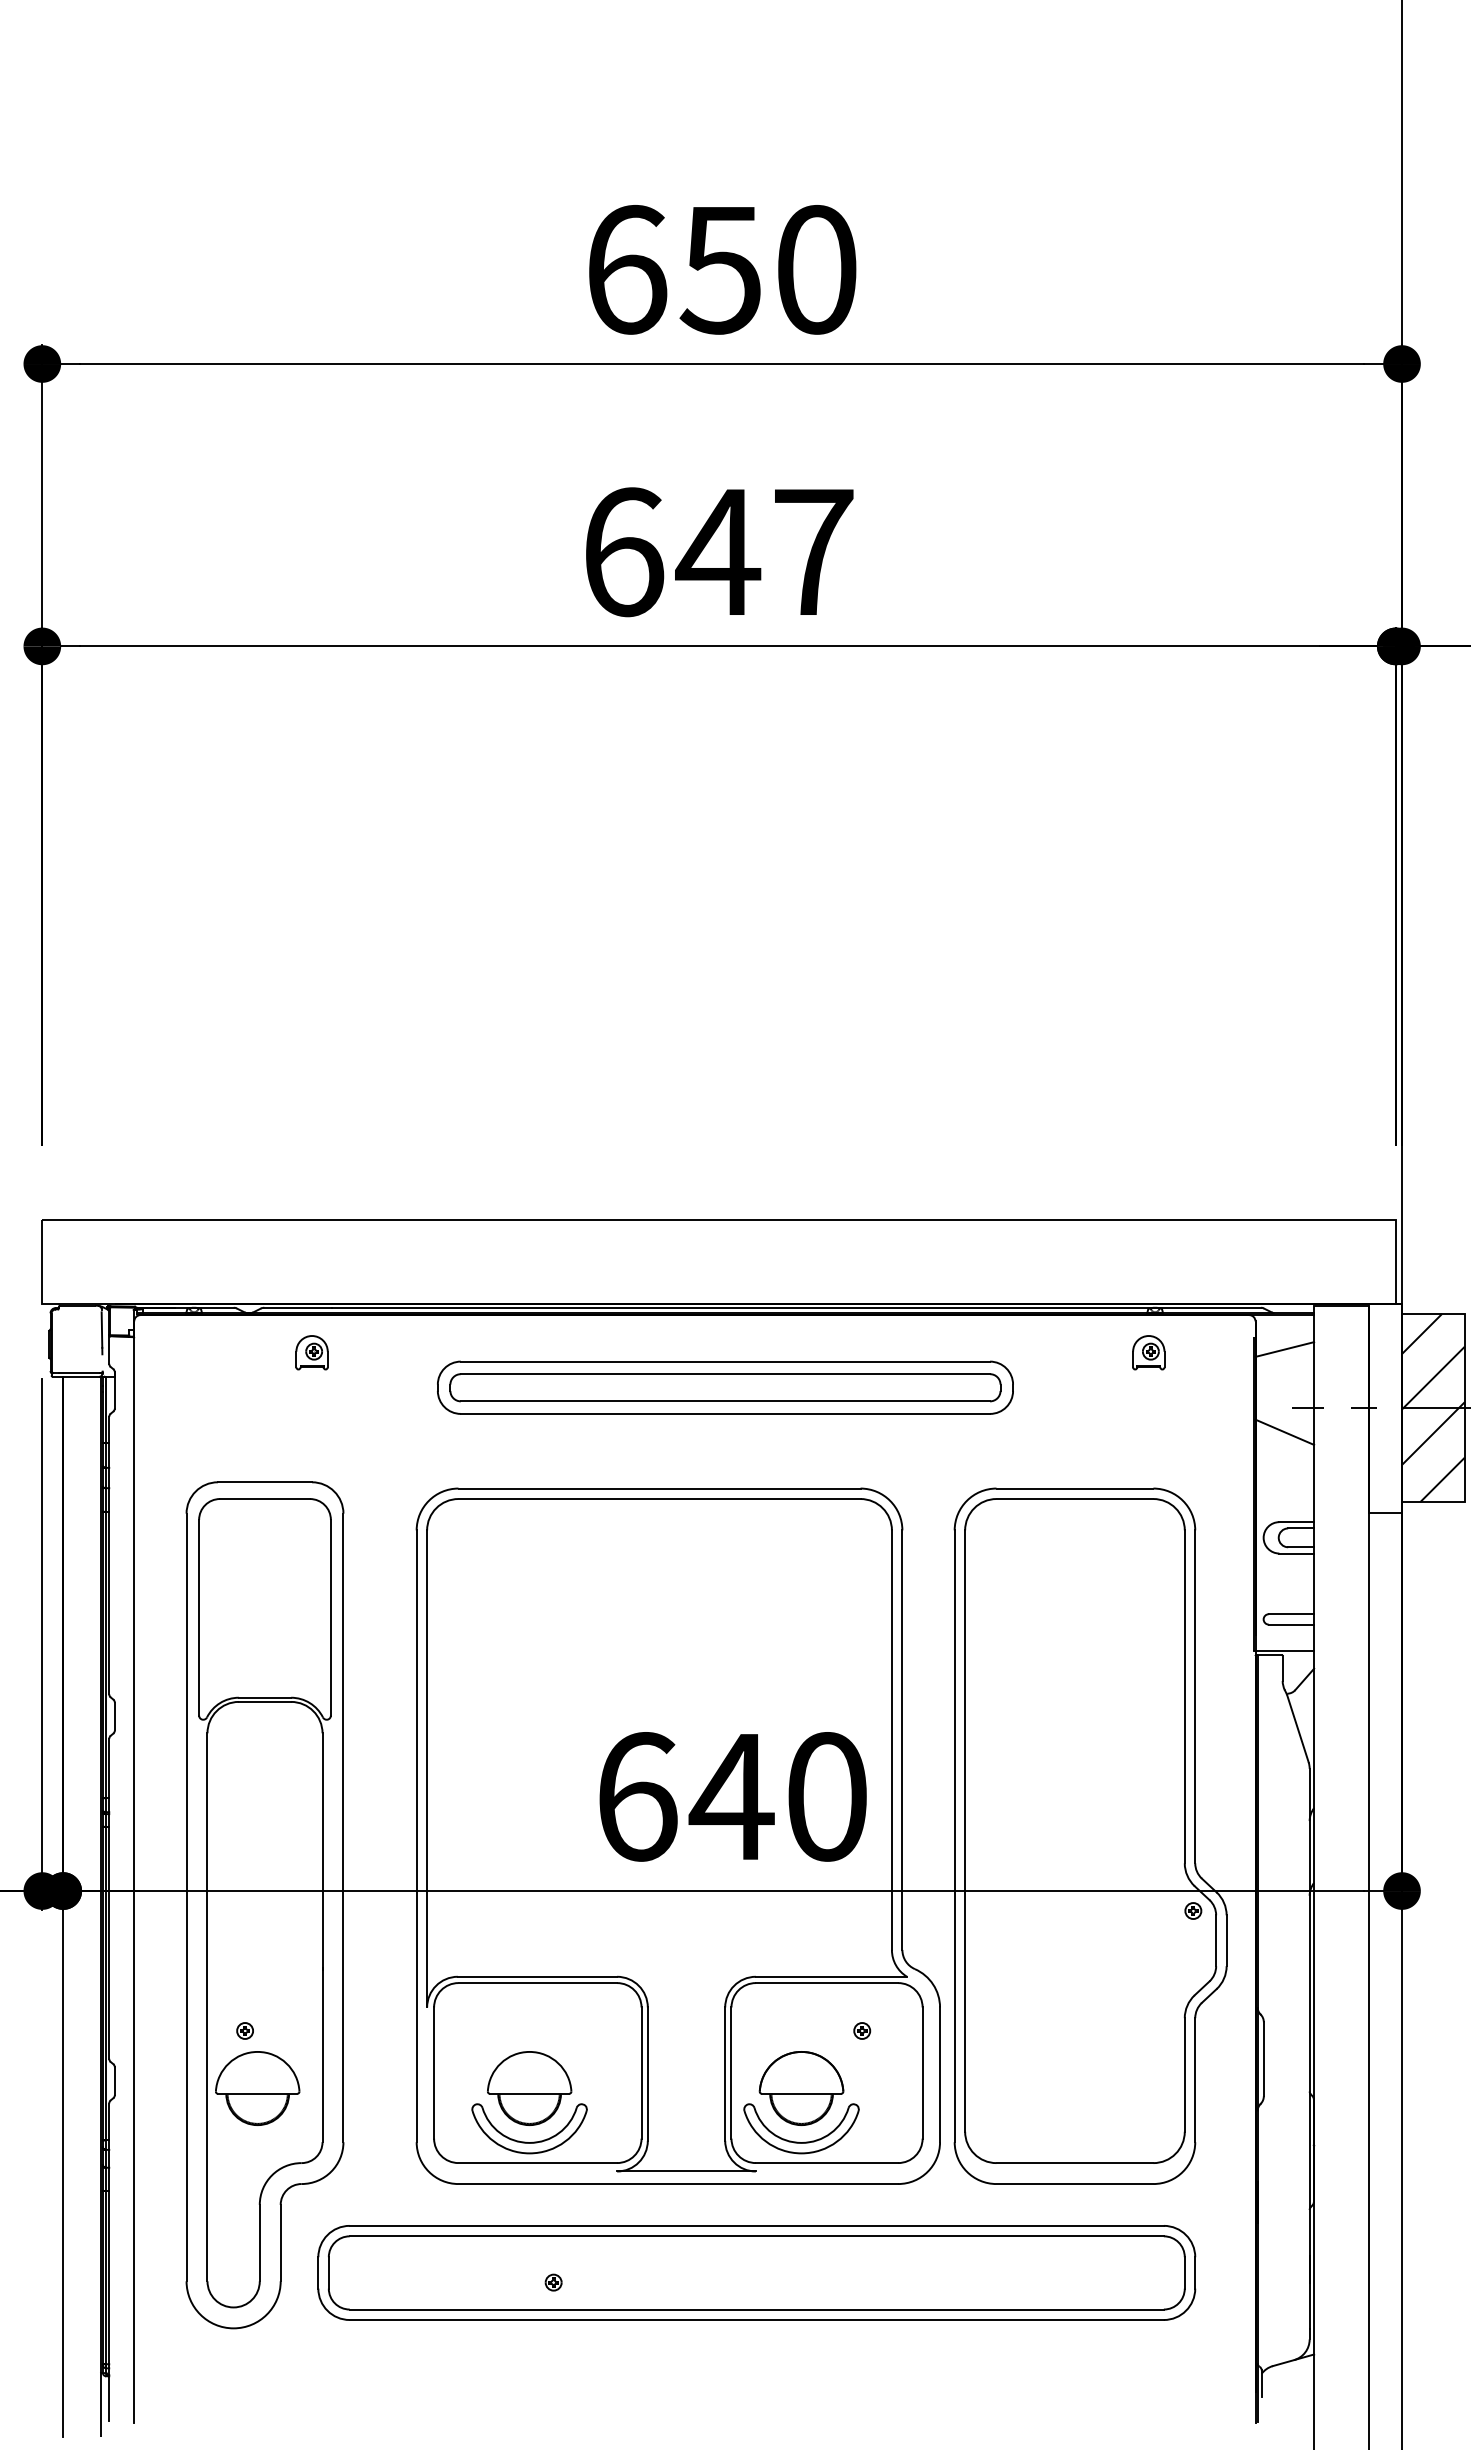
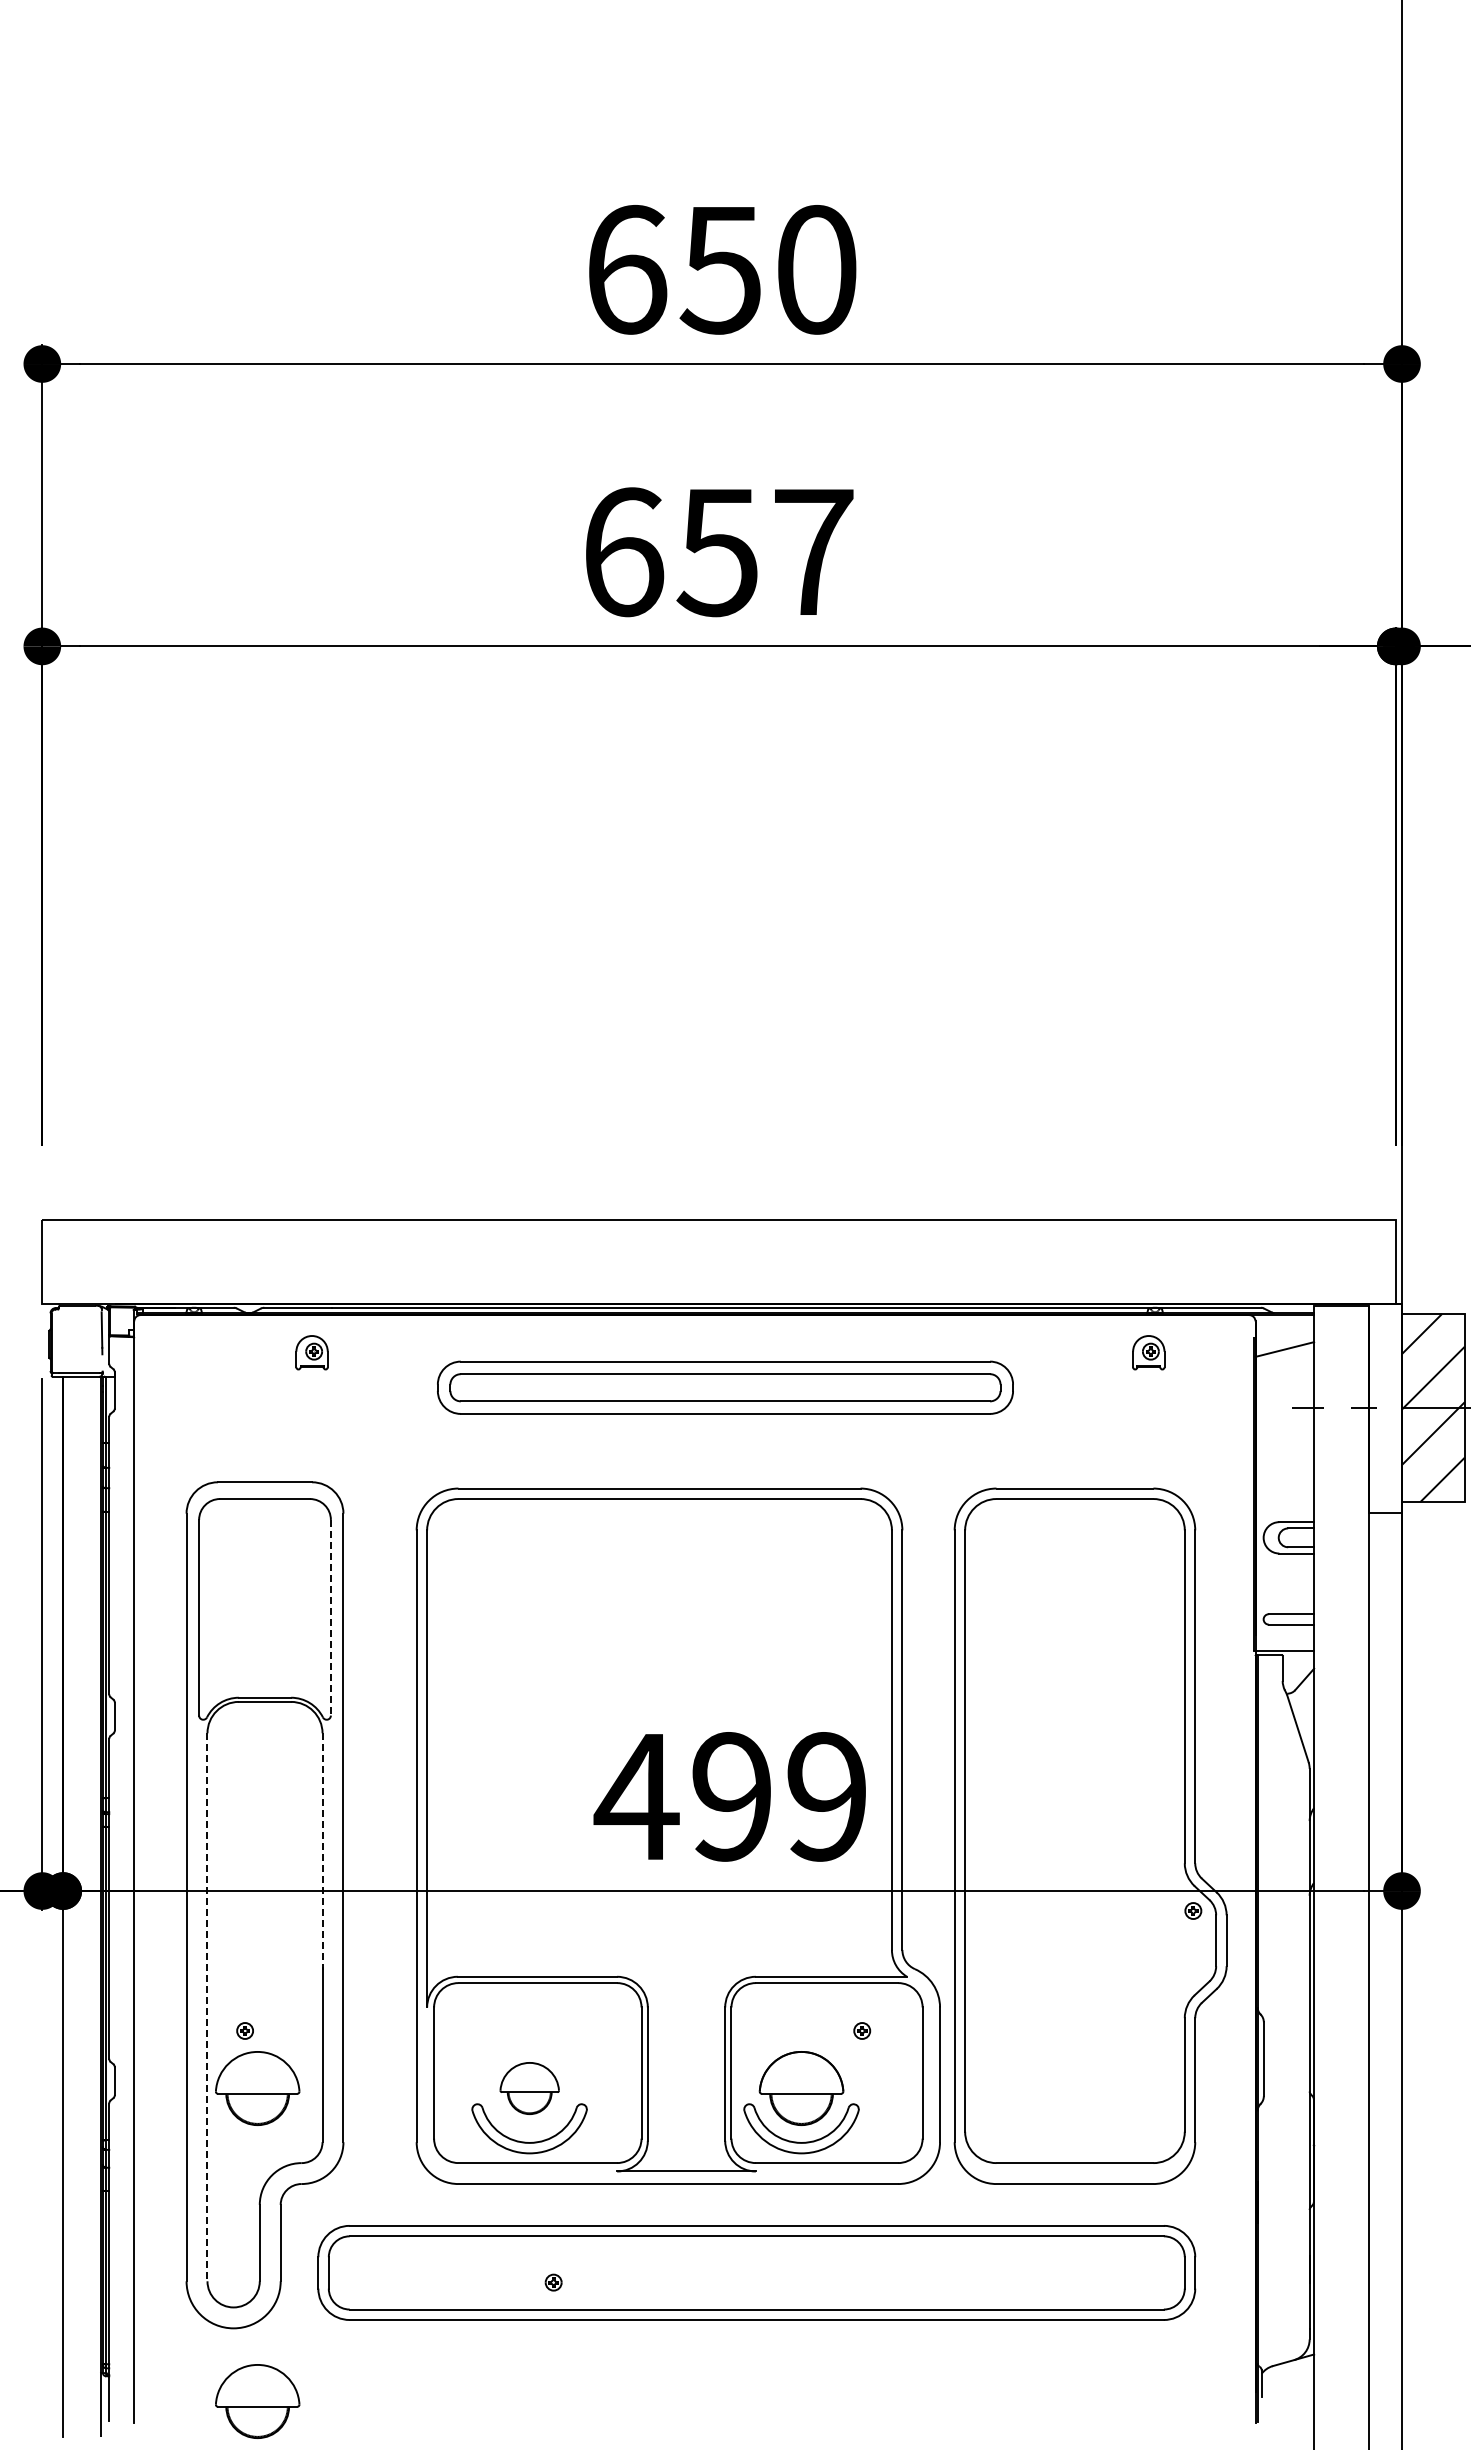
text: 647 -> 657 (718, 553)
line: present -> none (1284, 1431)
line: solid -> dashed (330, 1617)
text: 640 -> 499 (729, 1796)
line: solid -> dashed (322, 1852)
line: solid -> dashed (207, 2007)
part size: 86x75 px -> 61x53 px (529, 2088)
part: none -> present (257, 2401)
